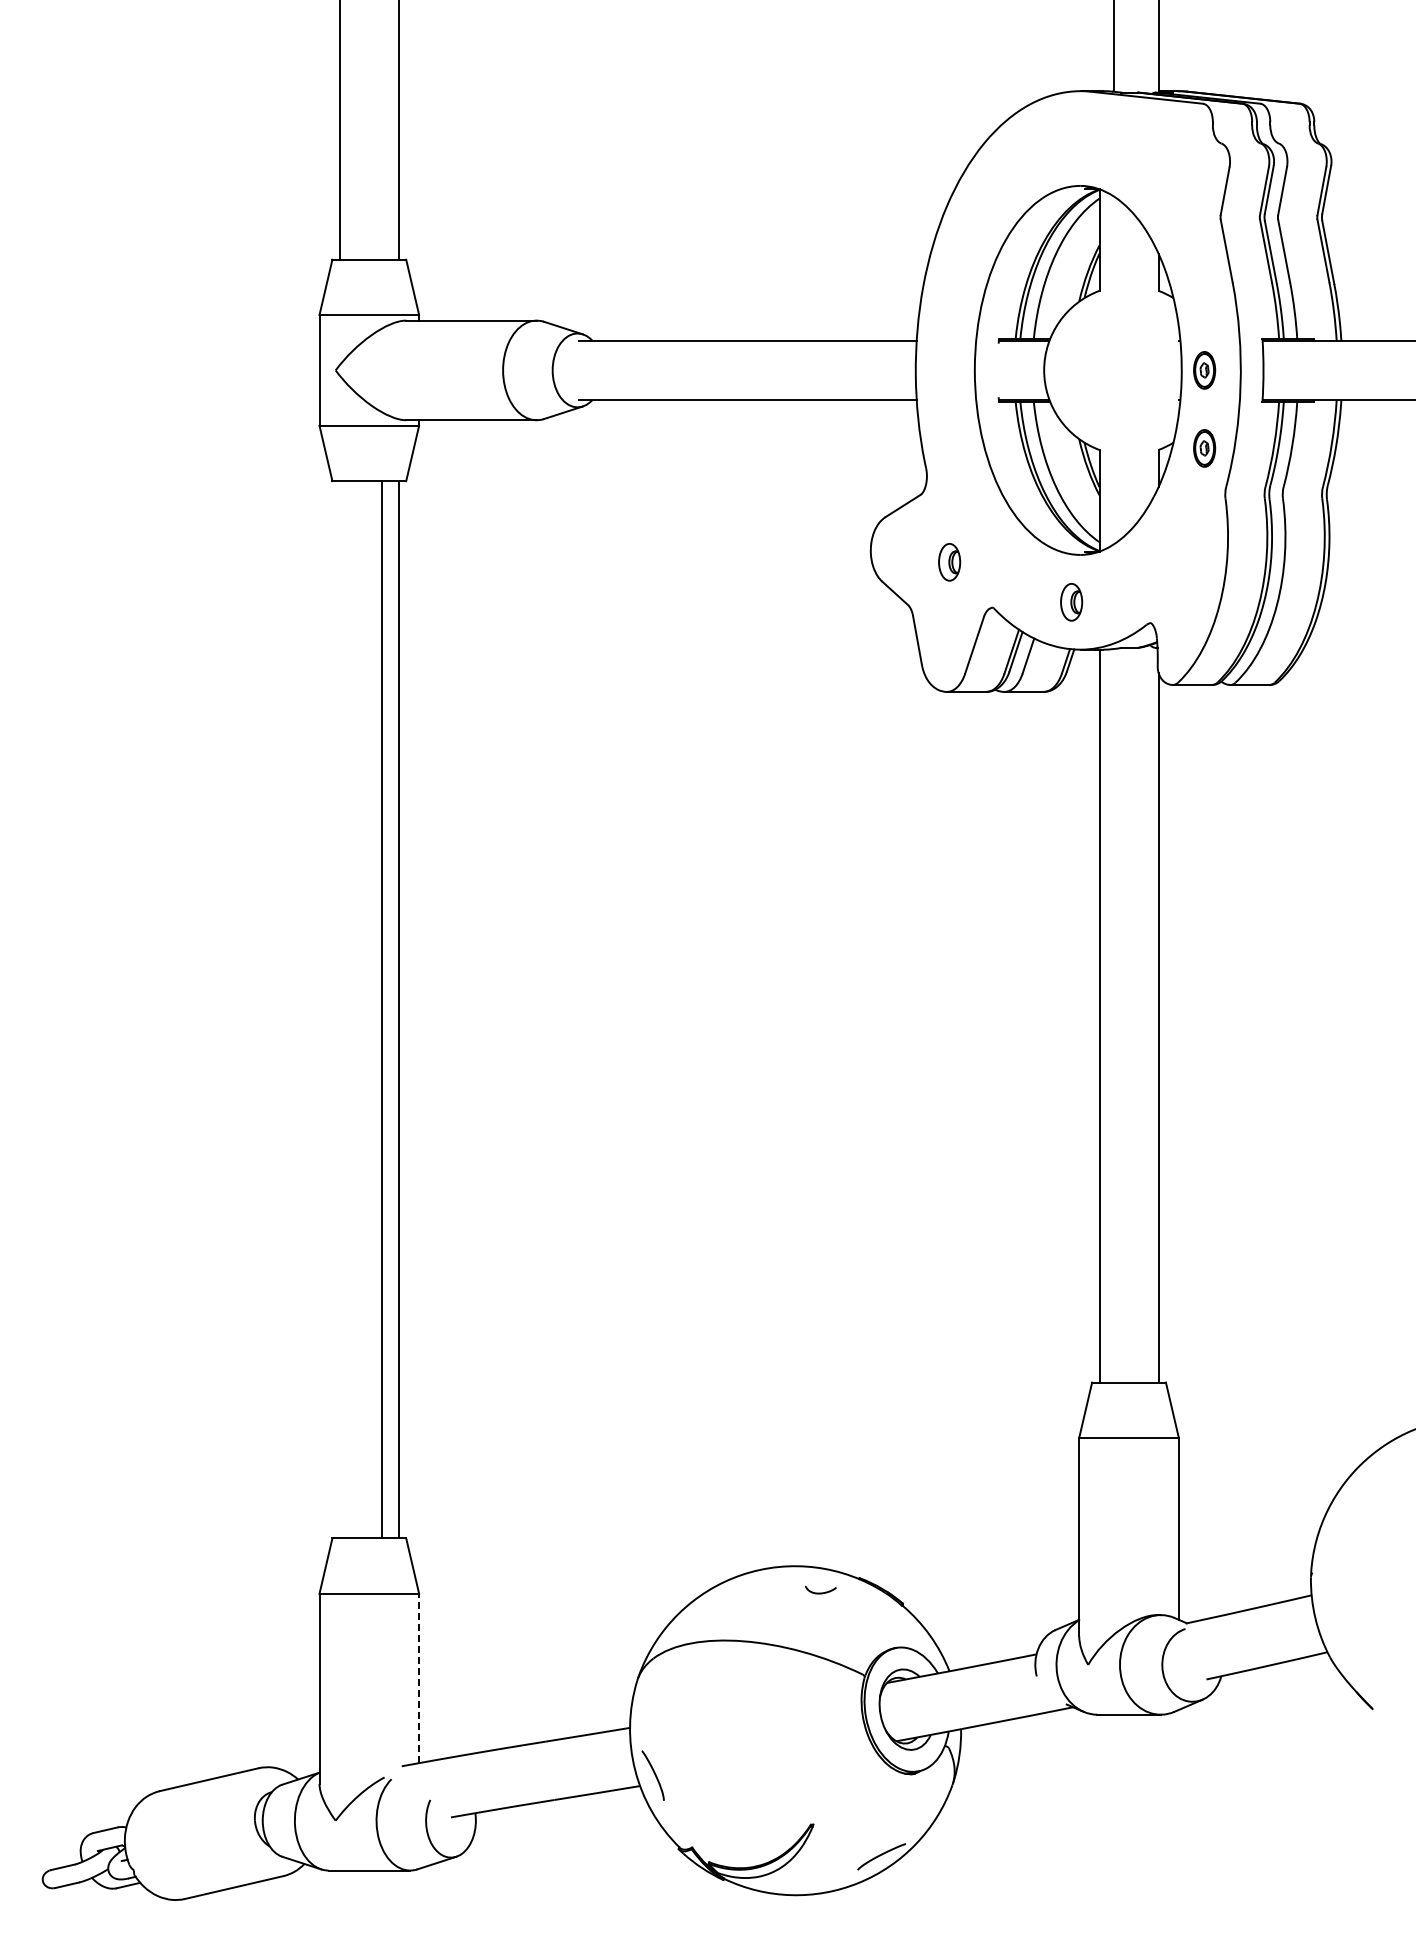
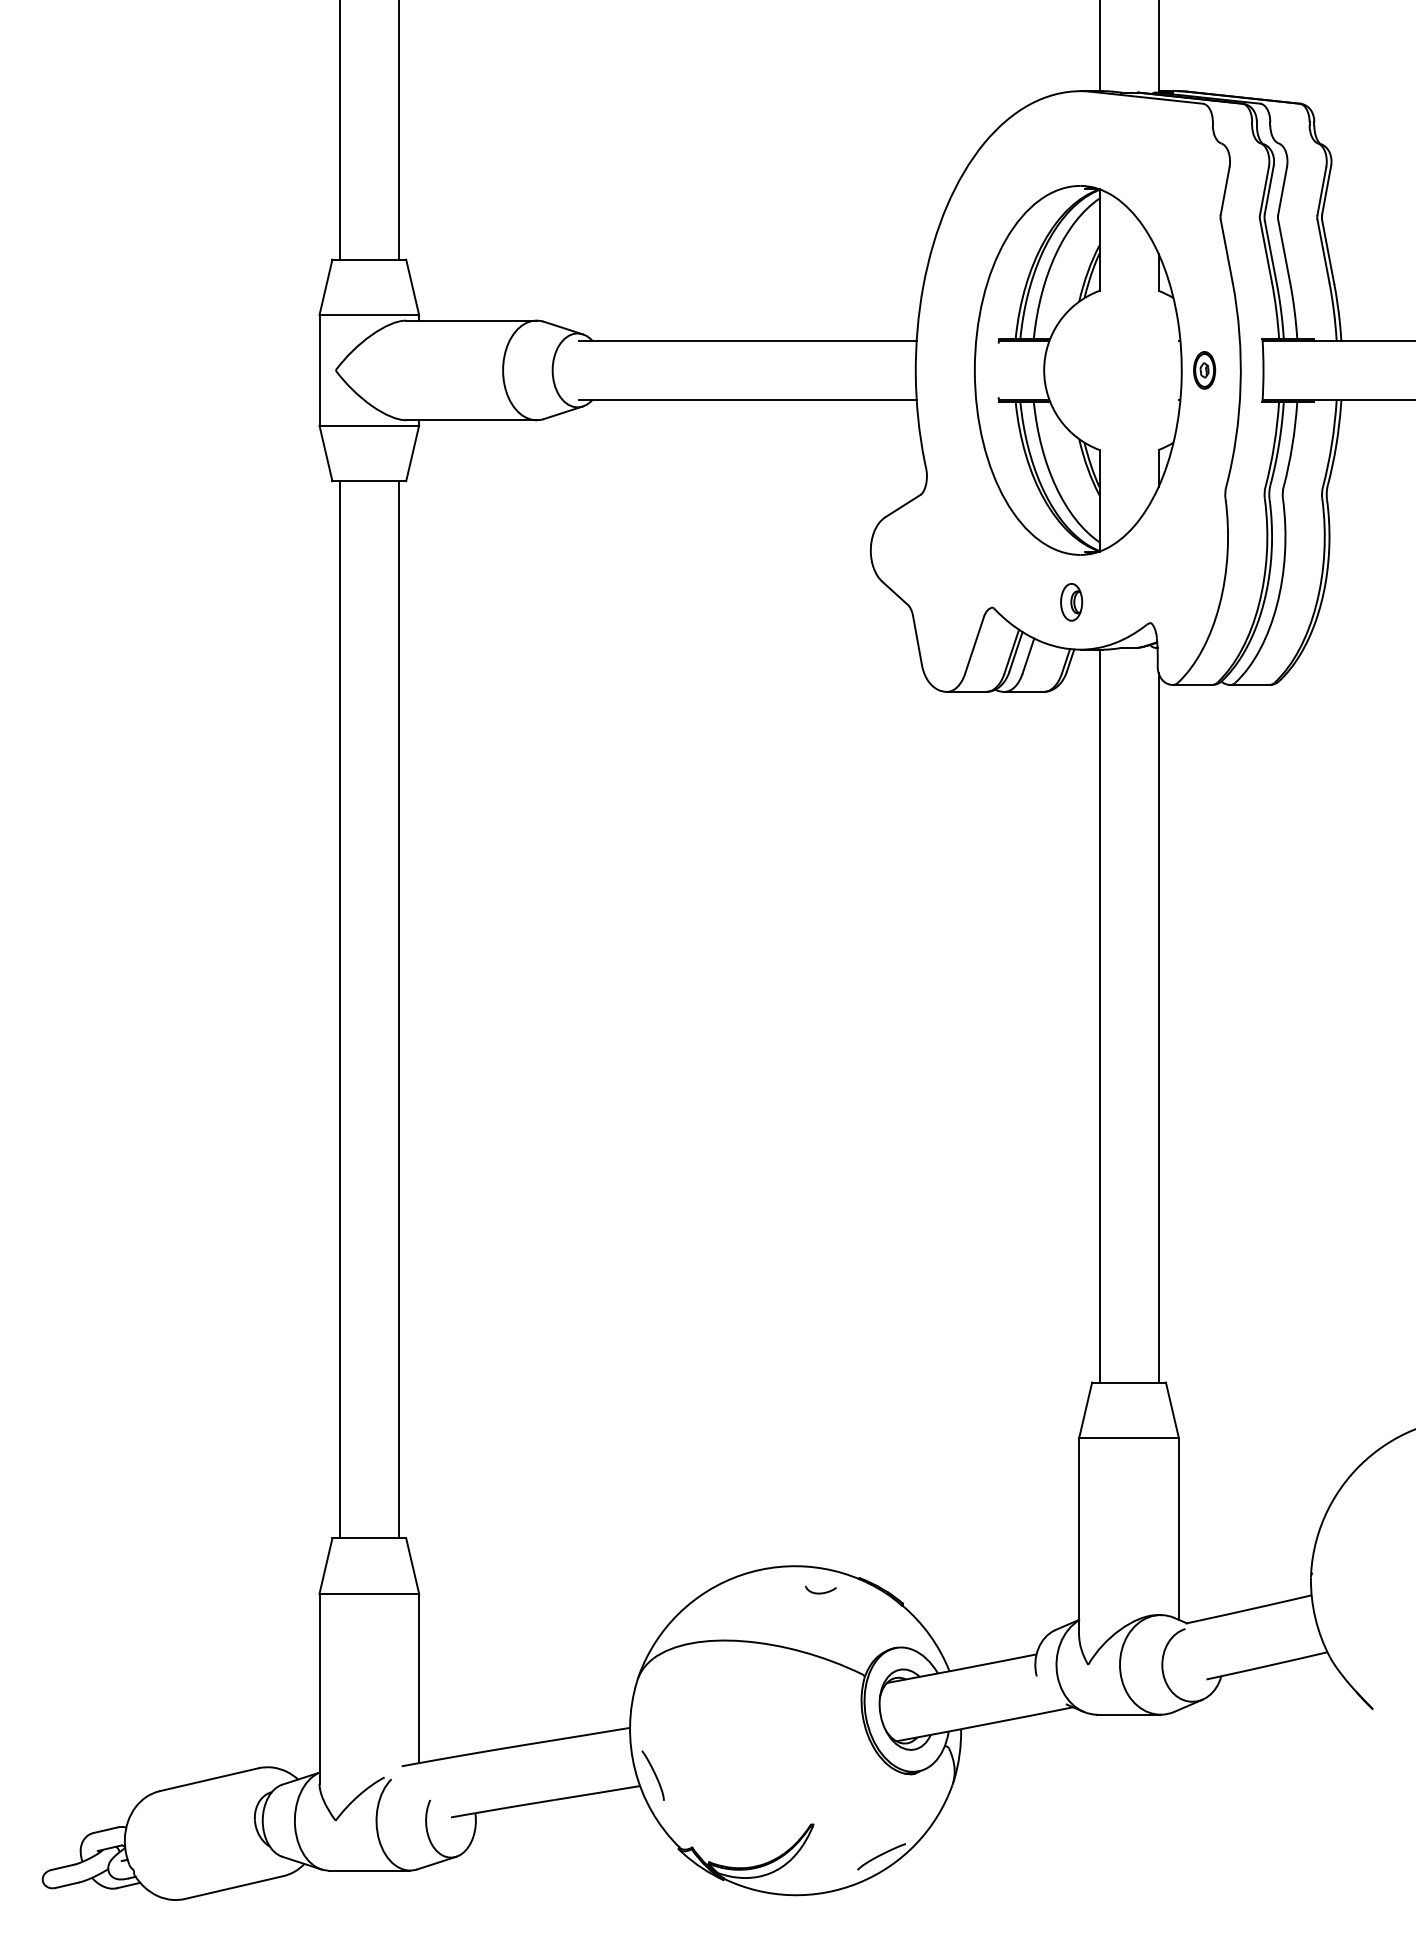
line position: (1113, 46) -> (1099, 46) (1099, 46)
part: present -> none (1204, 448)
part: present -> none (949, 562)
line position: (381, 1009) -> (339, 1009) (339, 1009)
line: dashed -> solid (419, 1678)
